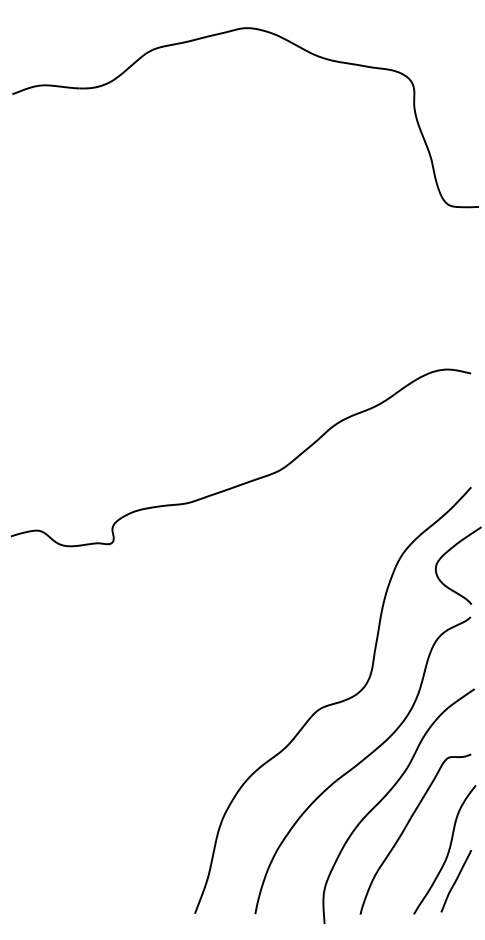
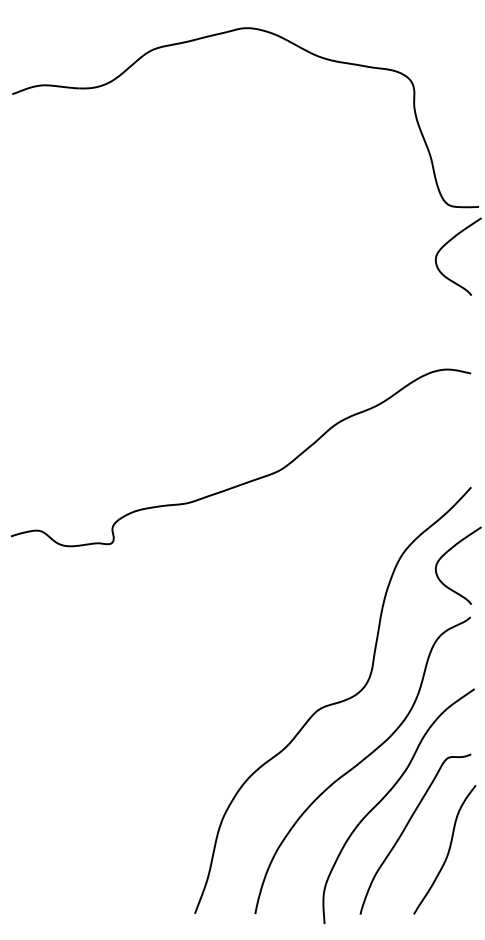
curve: none -> present (449, 242)
curve: present -> none (456, 880)
